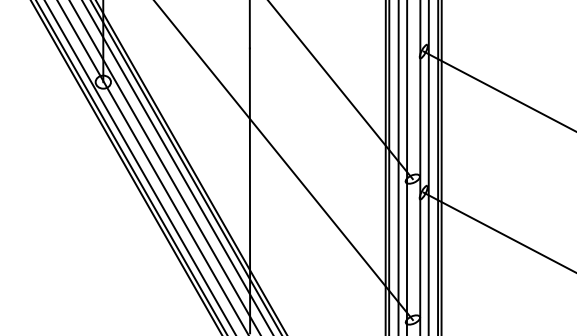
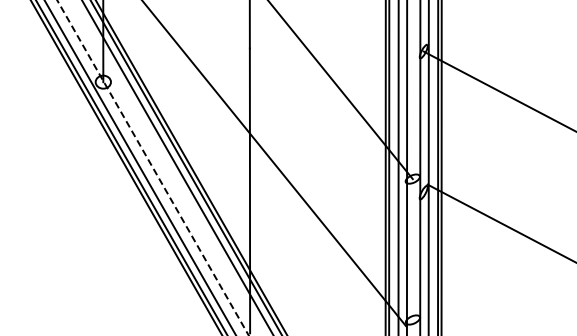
line position: (283, 161) -> (274, 164) (274, 164)
line: present -> none (164, 167)
line: solid -> dashed (153, 168)
line position: (498, 231) -> (500, 222) (500, 222)
